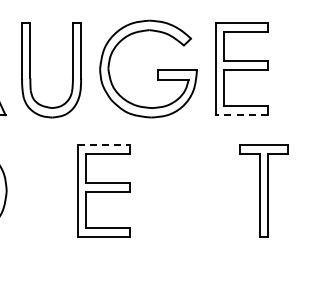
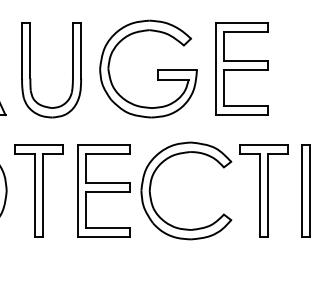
line: dashed -> solid (241, 115)
line: dashed -> solid (103, 144)
part: none -> present (151, 186)
part: none -> present (38, 190)
part: none -> present (305, 190)
